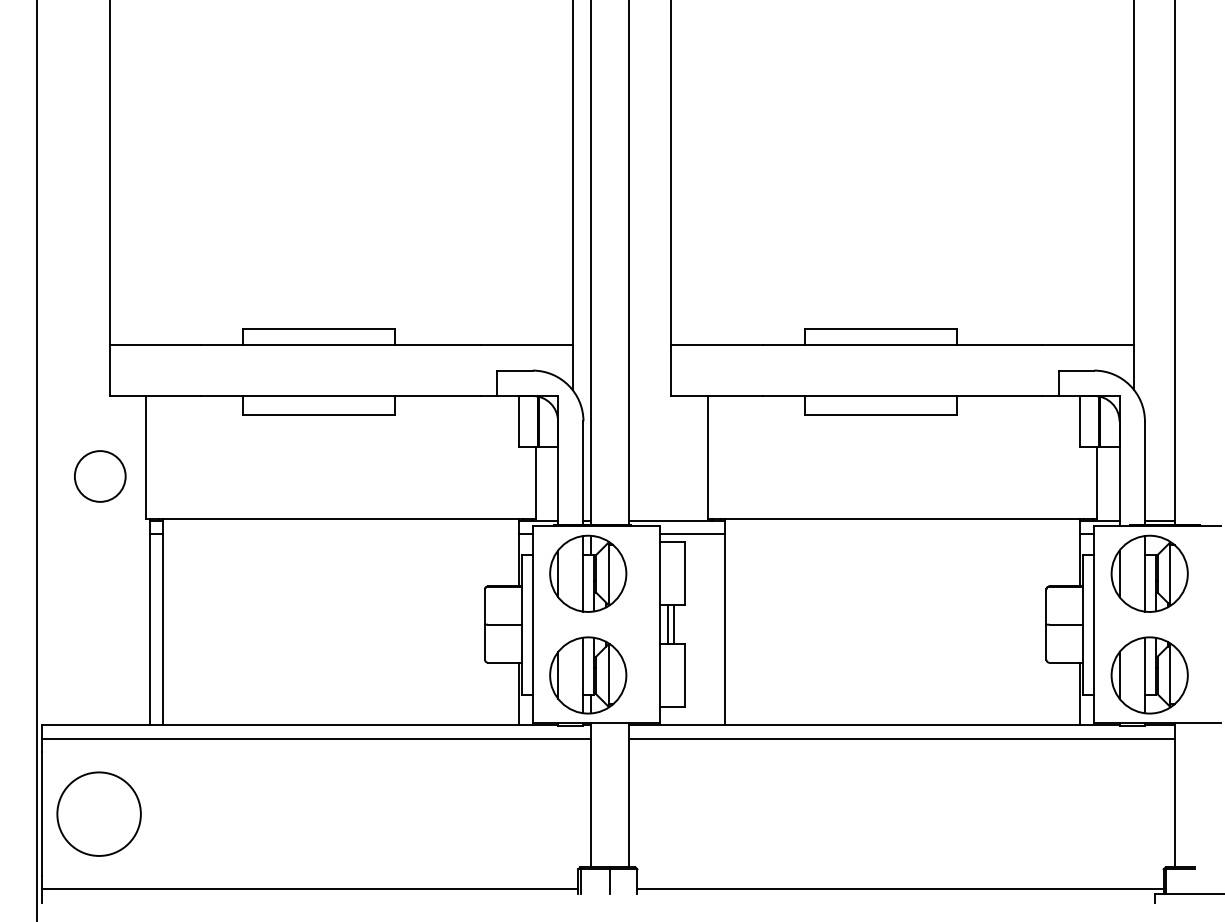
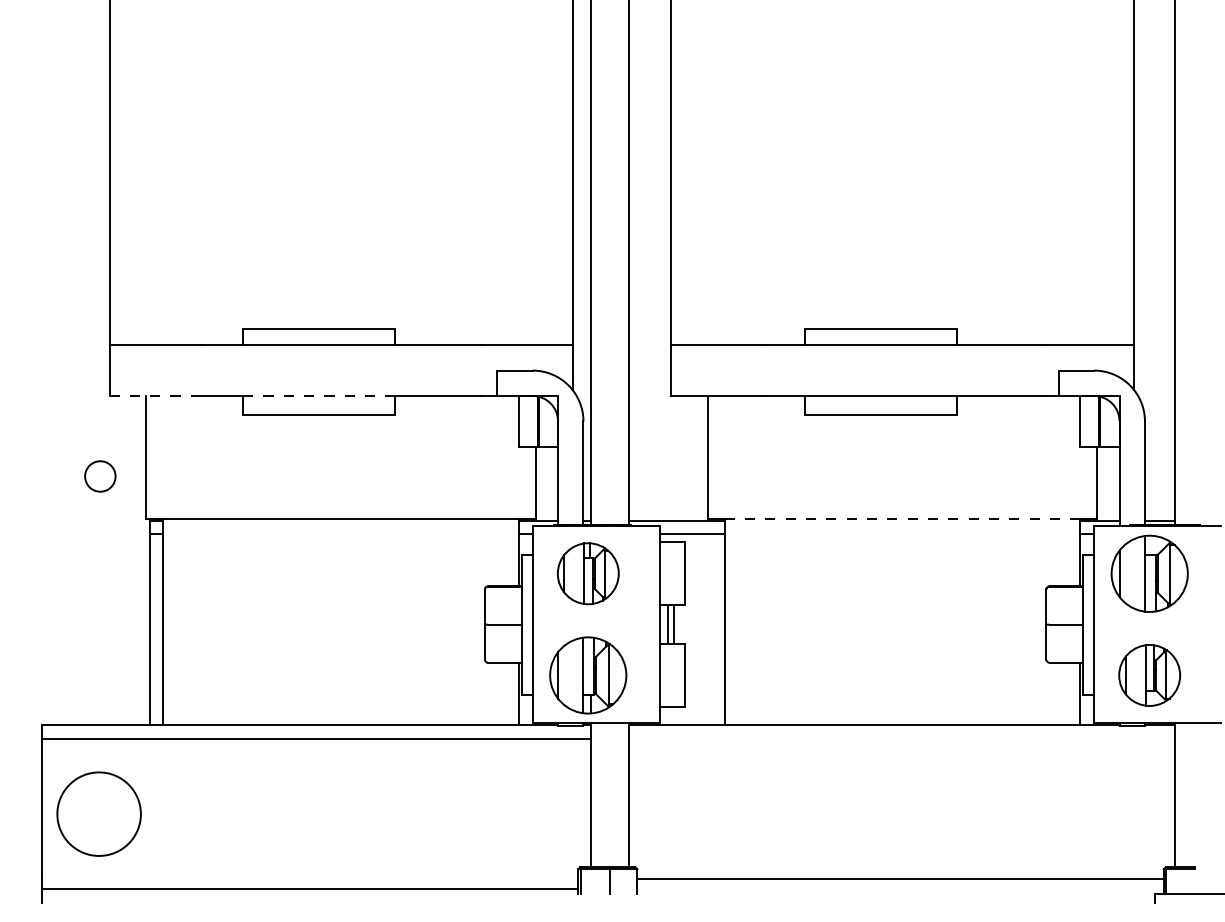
line: solid -> dashed (155, 396)
line: solid -> dashed (318, 396)
line: present -> none (36, 460)
circle size: 53x53 px -> 33x33 px (100, 476)
line: solid -> dashed (902, 518)
part size: 79x79 px -> 64x64 px (587, 573)
part size: 79x79 px -> 64x63 px (1149, 675)
line: present -> none (901, 738)
line position: (900, 889) -> (900, 879) (900, 879)
